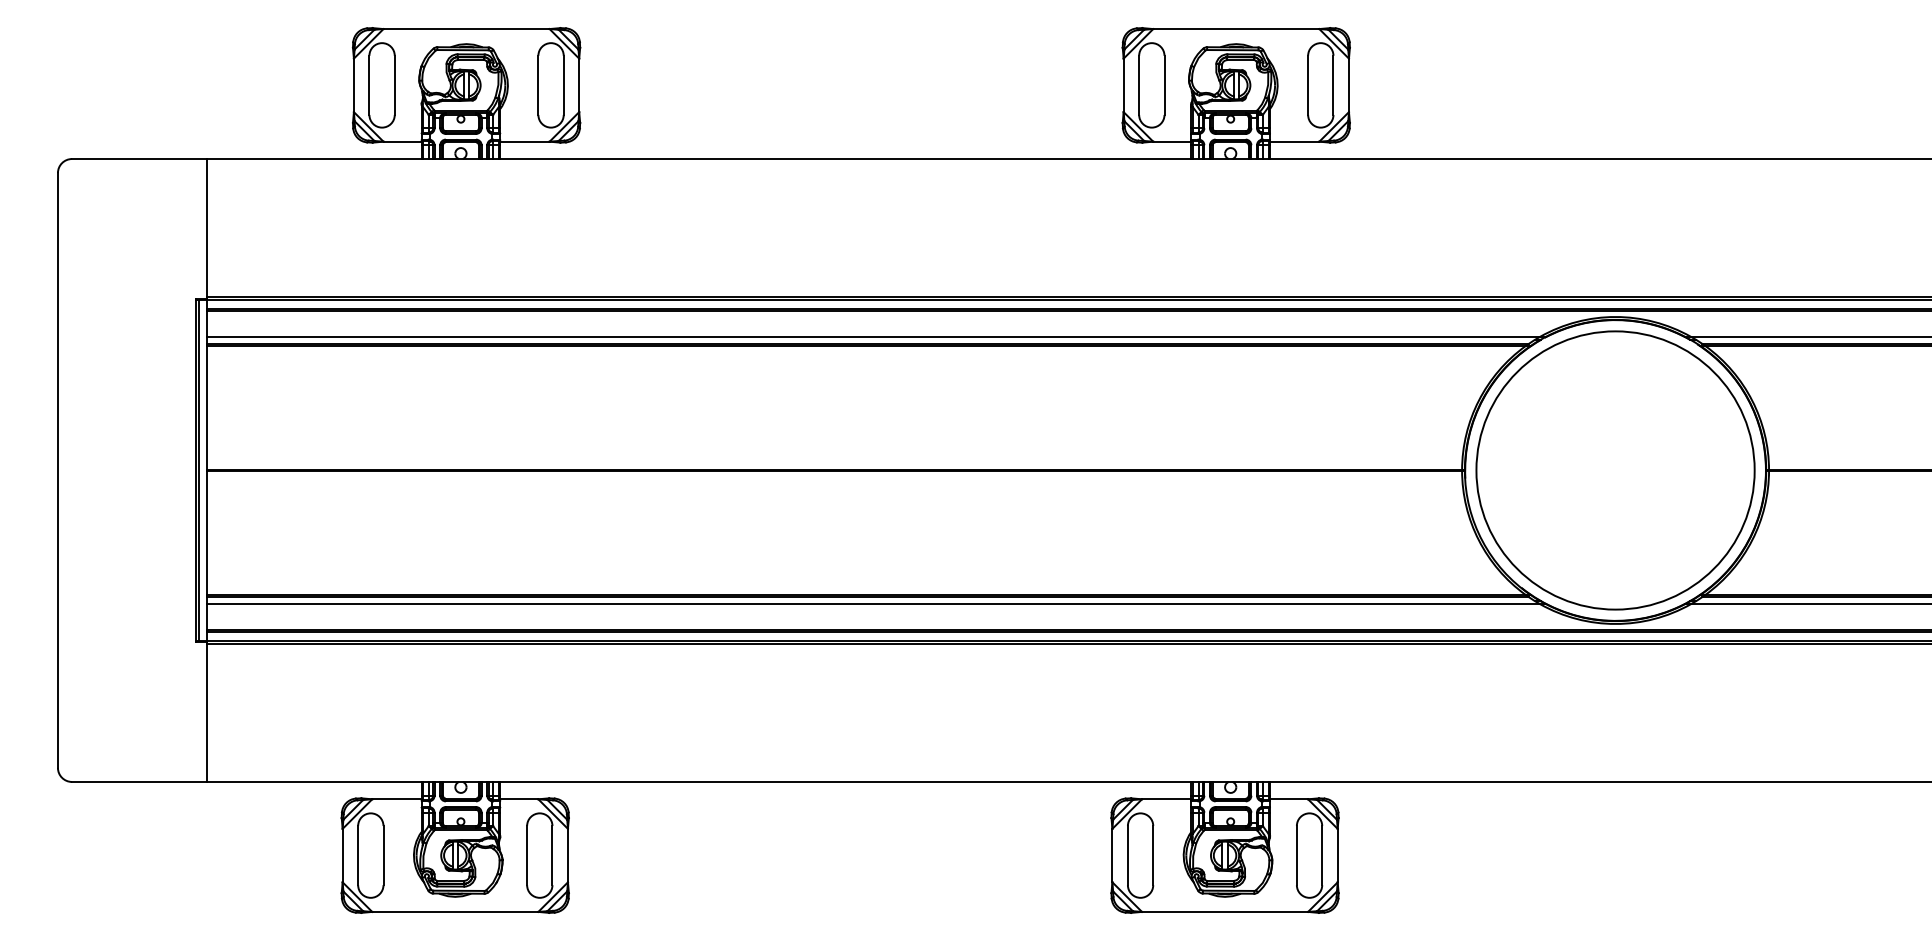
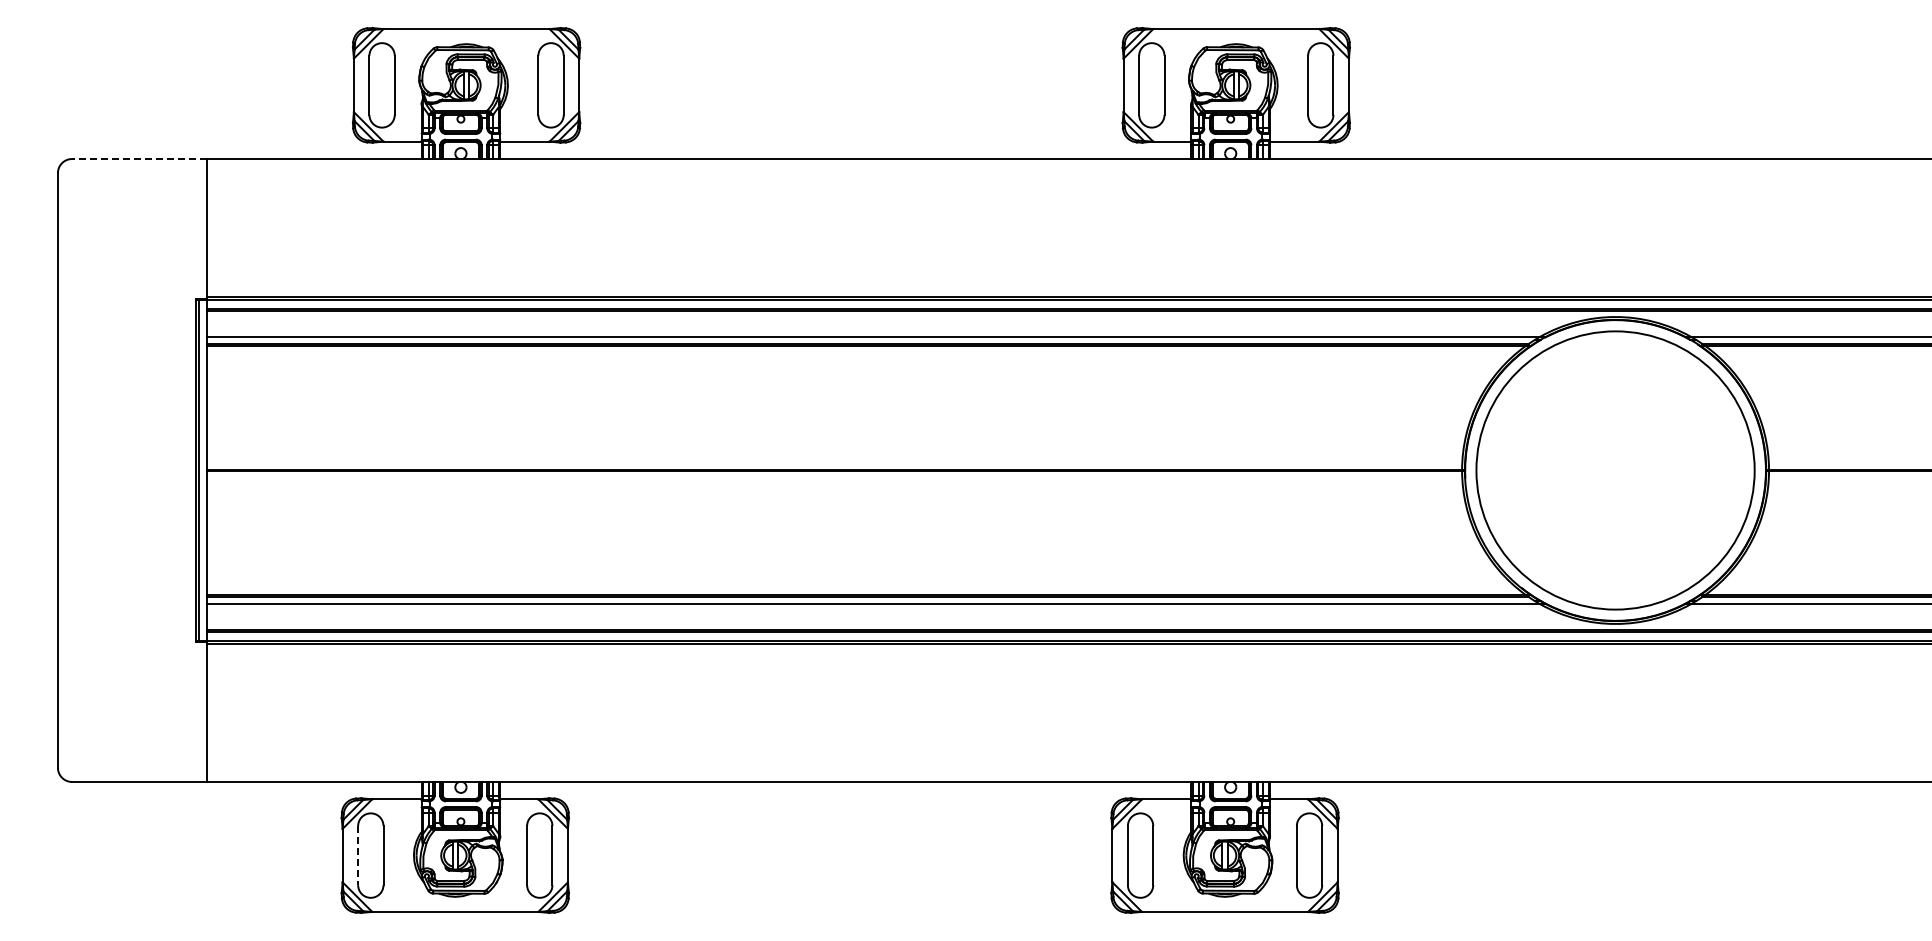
line: solid -> dashed (139, 159)
line: solid -> dashed (358, 855)
